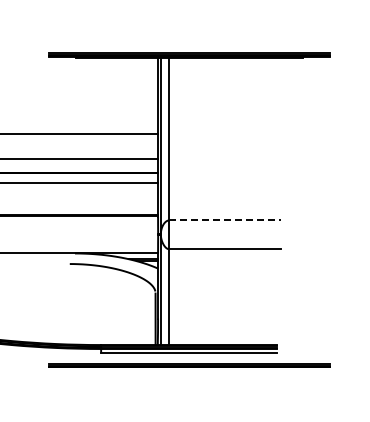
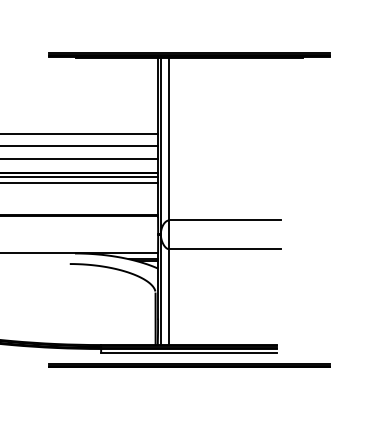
line: none -> present (80, 145)
line: none -> present (80, 176)
line: dashed -> solid (224, 220)
